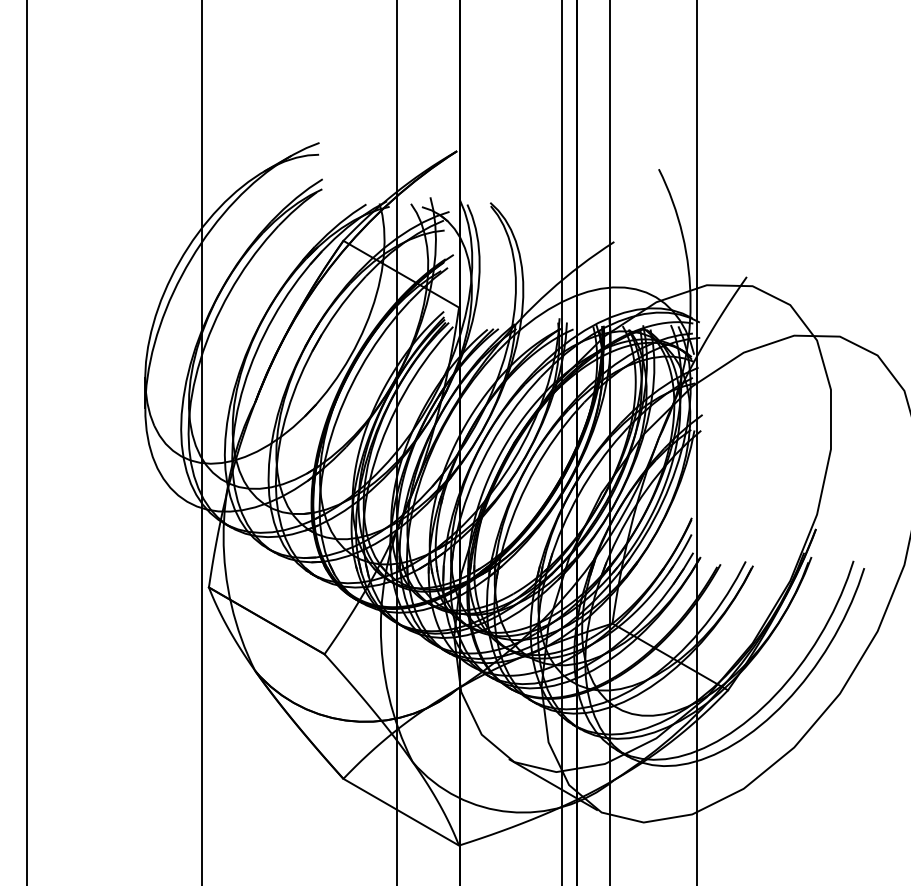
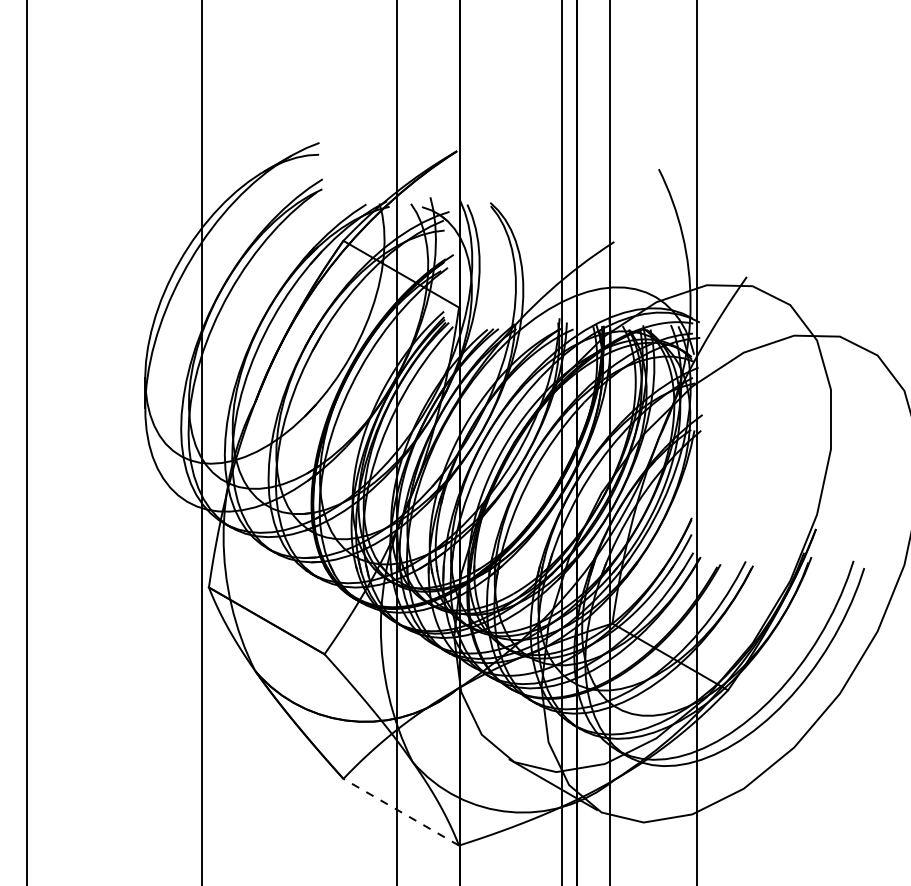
line: solid -> dashed (401, 812)
